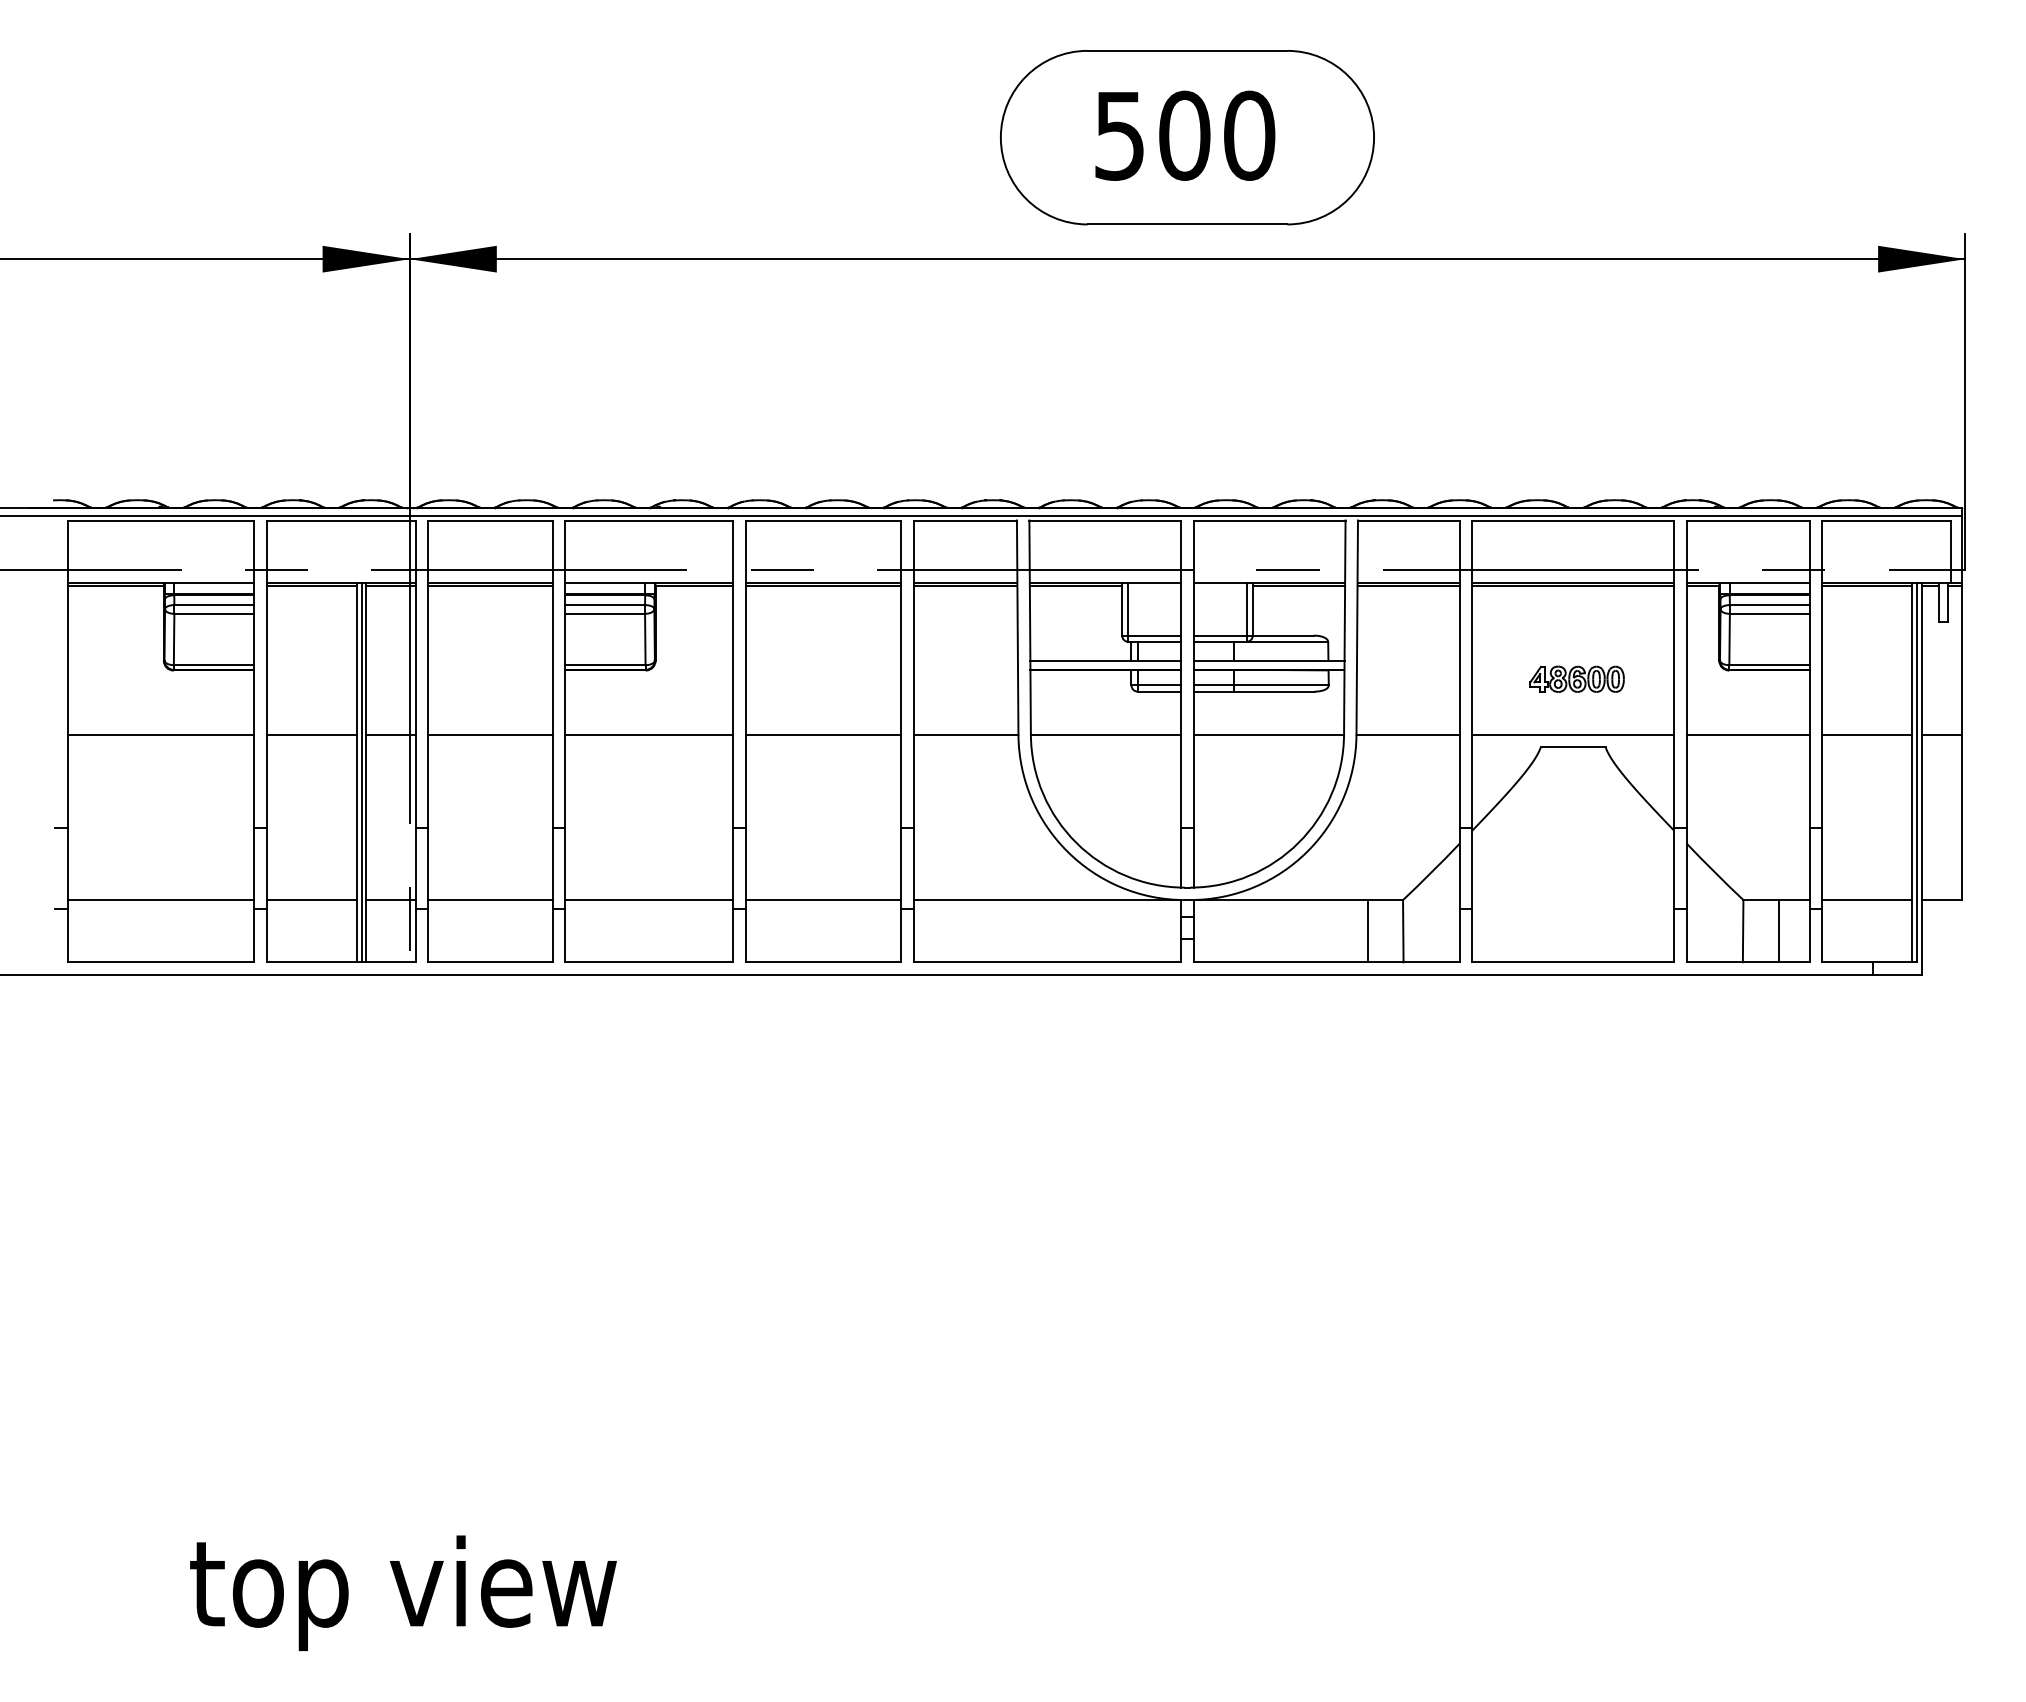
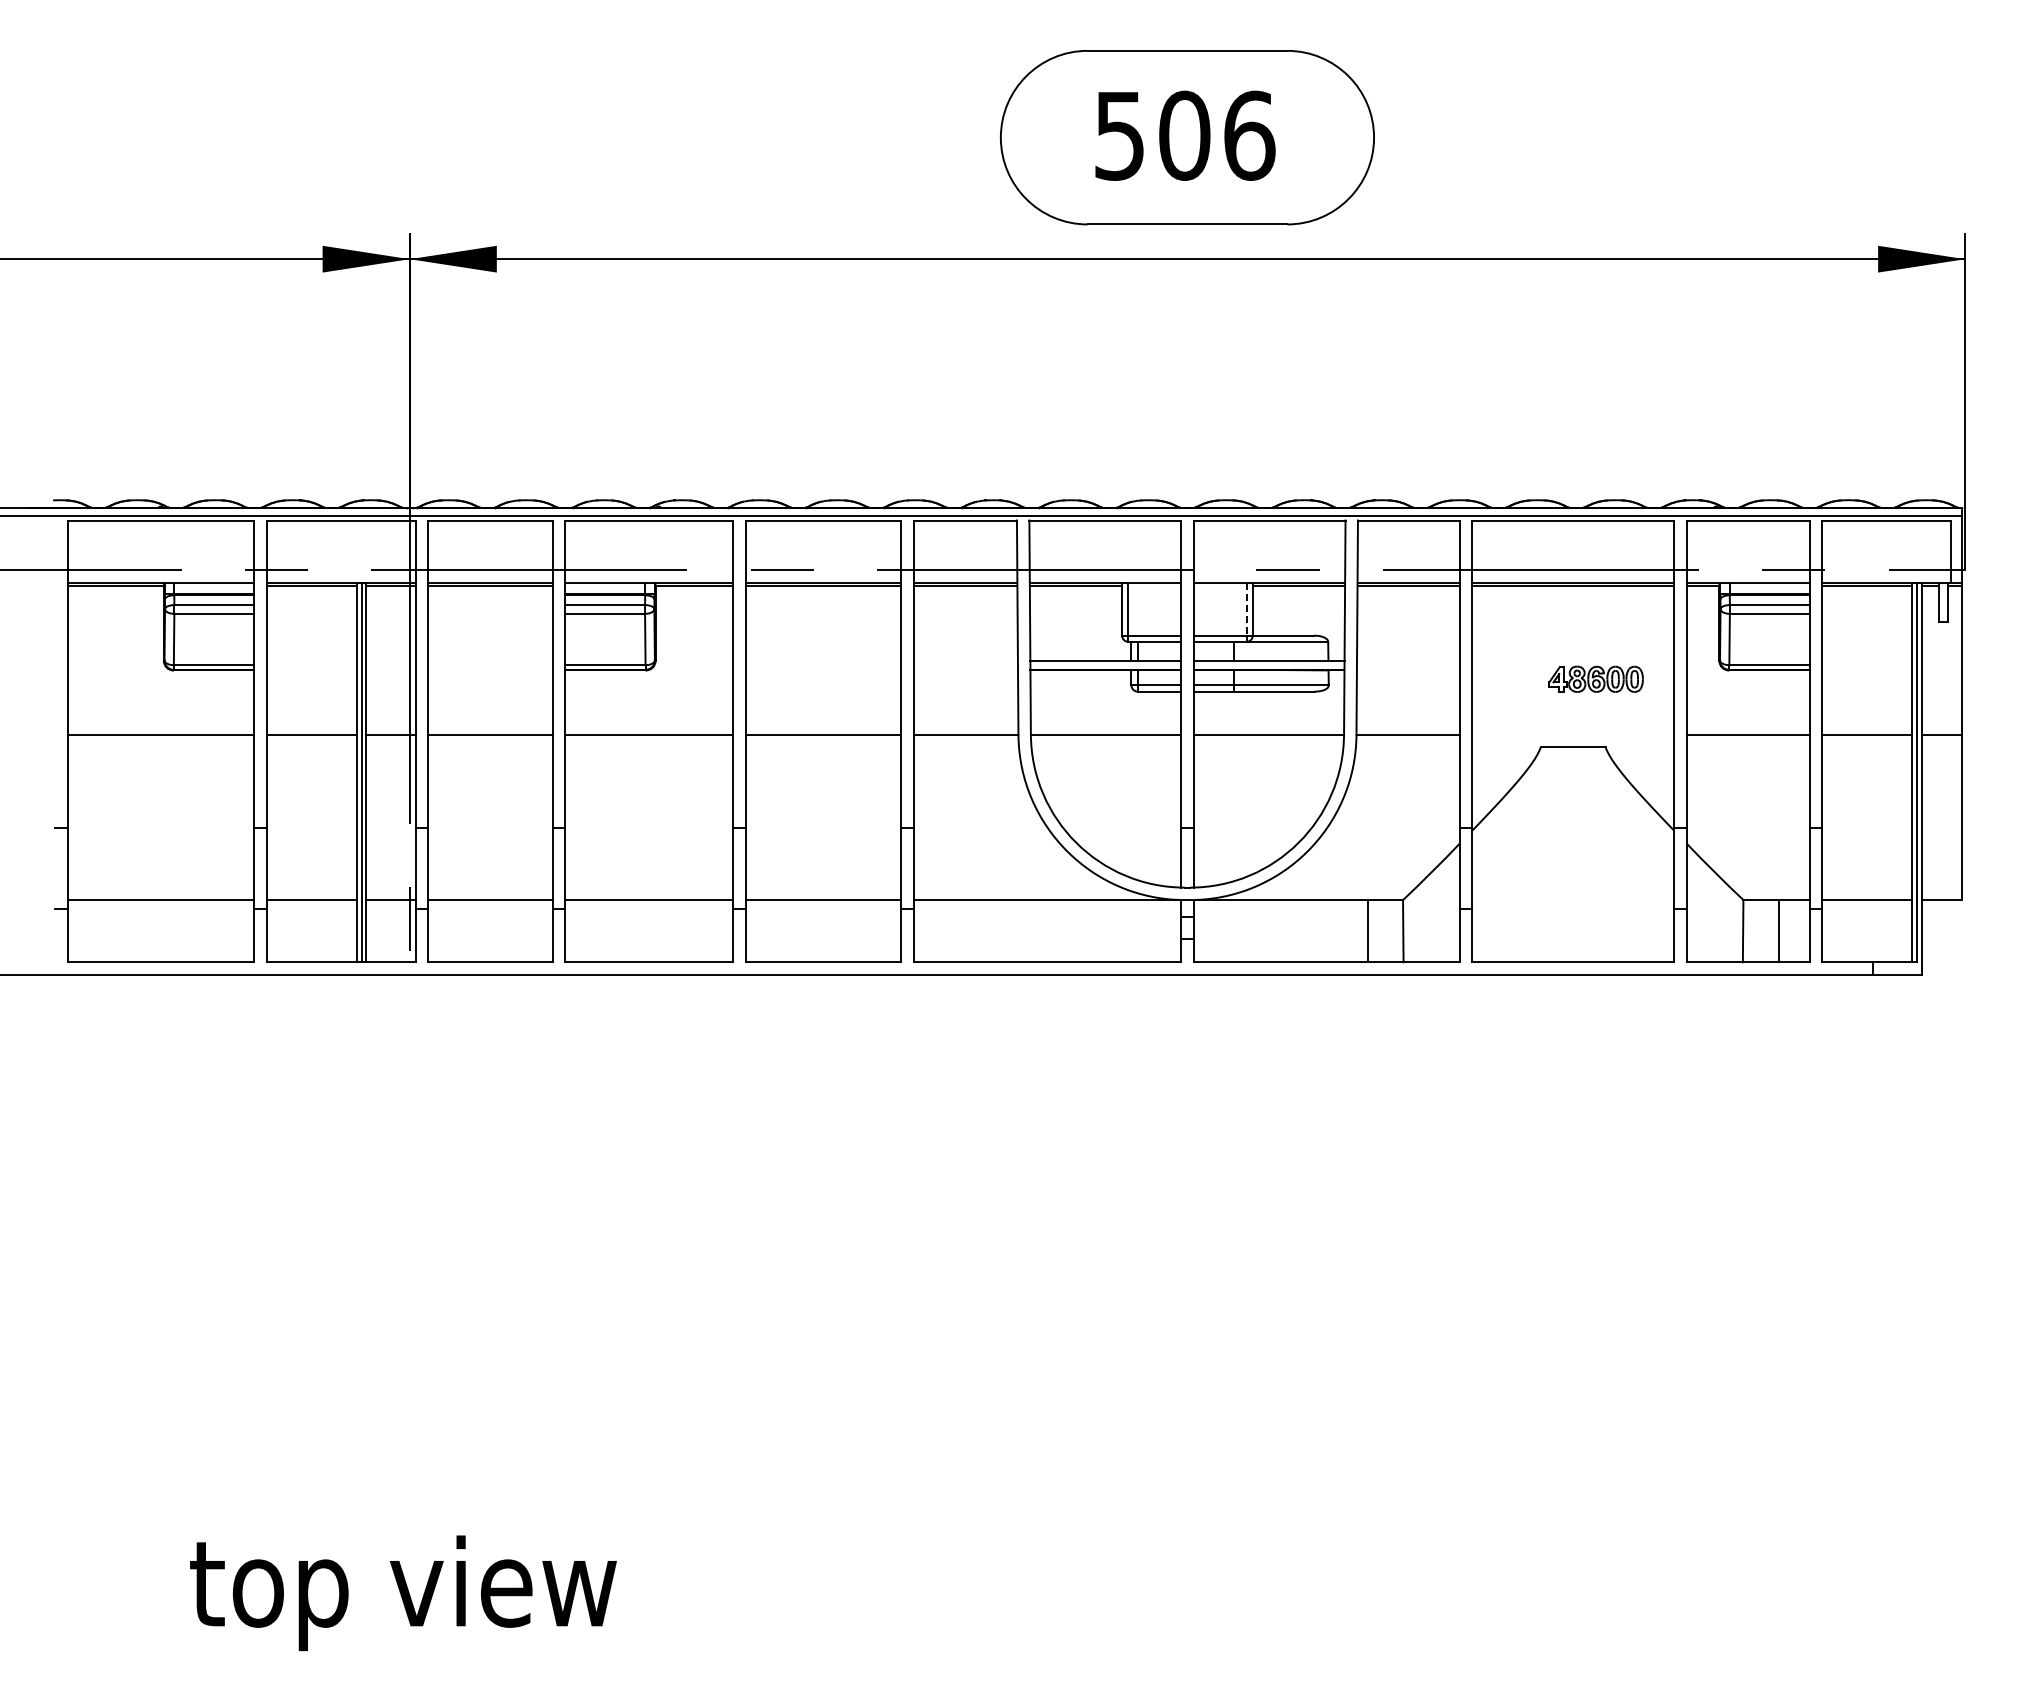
text: 500 -> 506 (1249, 135)
line: solid -> dashed (1246, 609)
part position: (1576, 678) -> (1595, 678) (1595, 678)
line: present -> none (1573, 734)
